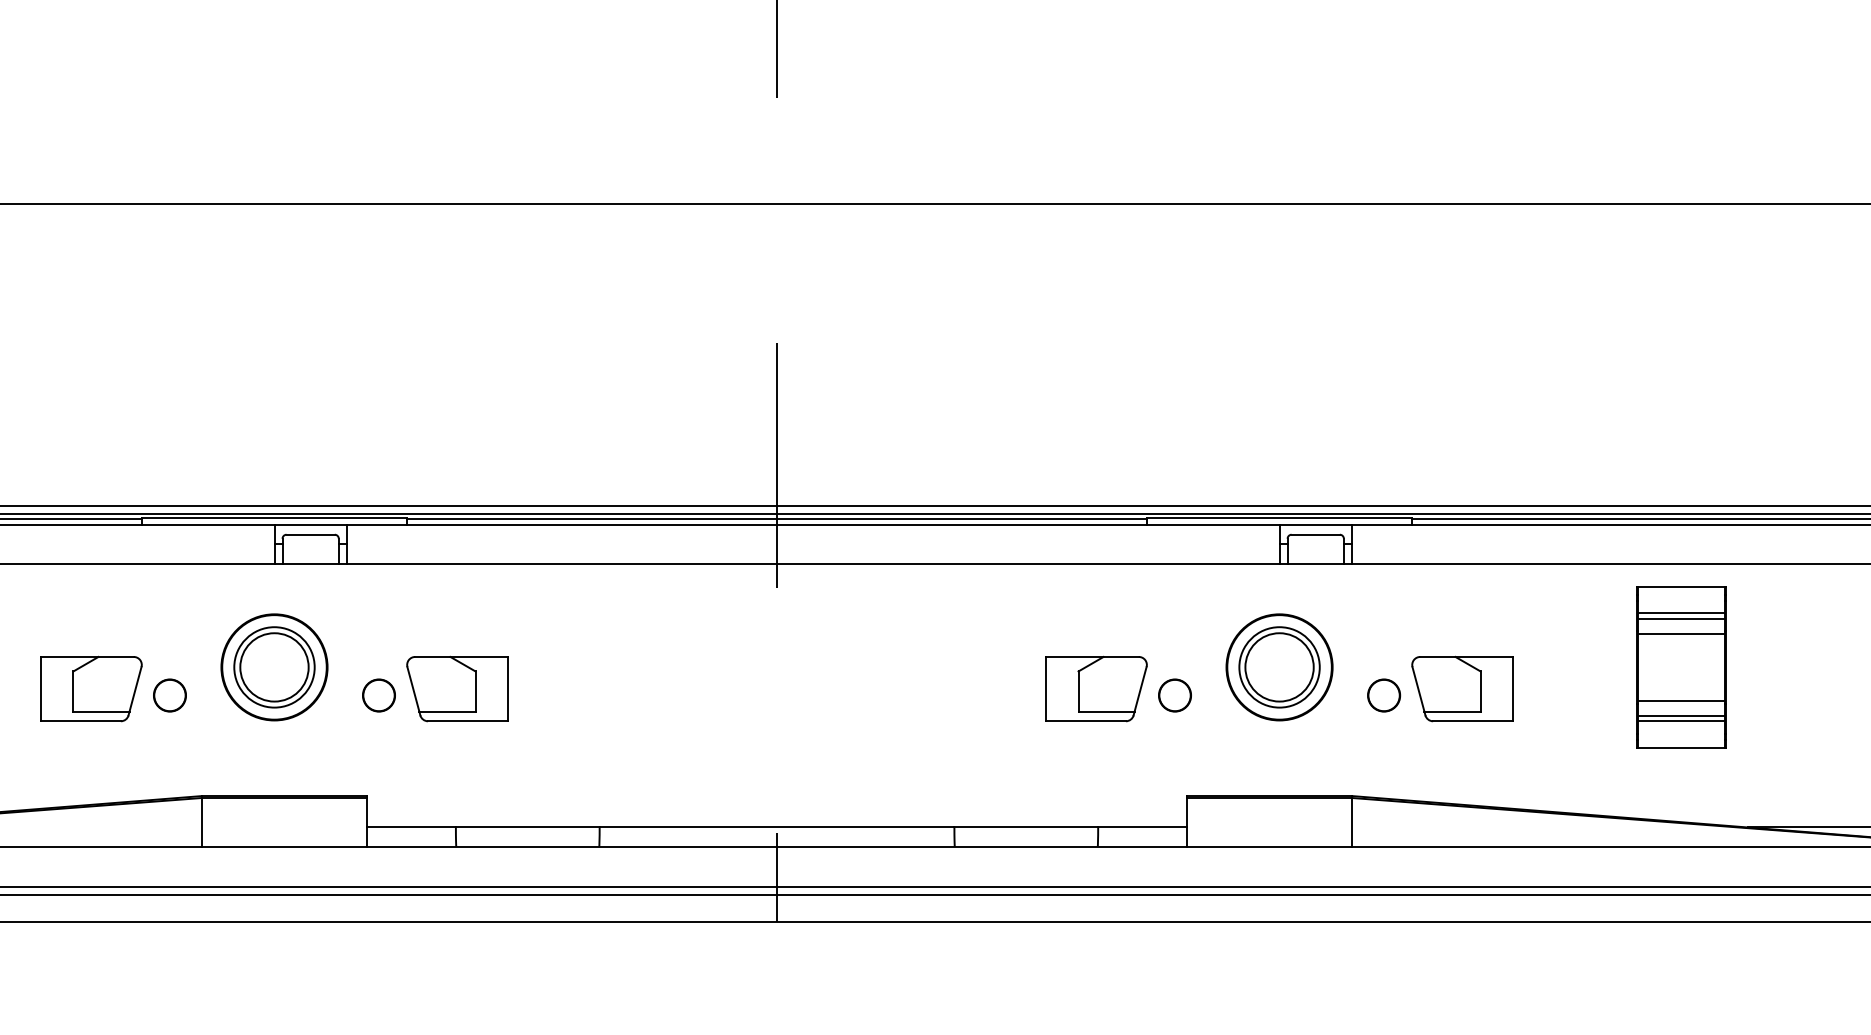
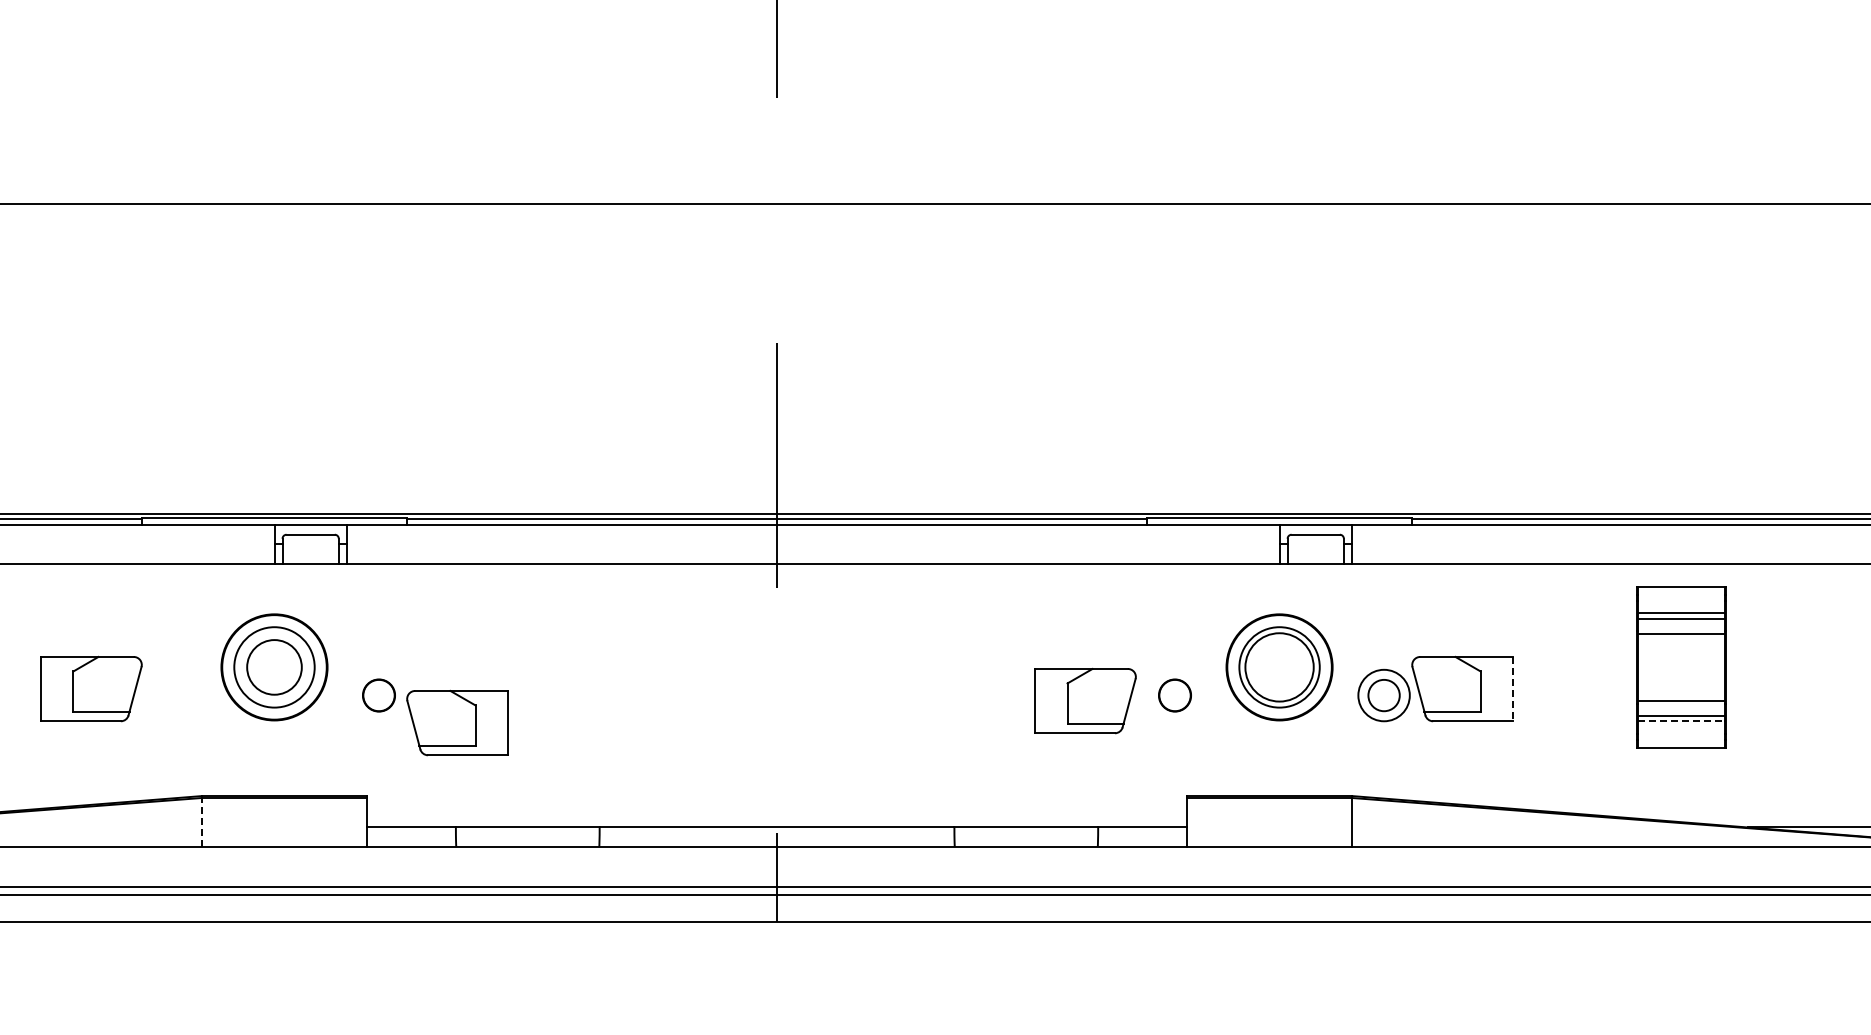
line: present -> none (934, 505)
circle diameter: 68 px -> 55 px (274, 667)
part position: (457, 688) -> (457, 722) (457, 722)
part position: (1096, 688) -> (1085, 700) (1085, 700)
line: solid -> dashed (1512, 689)
circle: present -> none (169, 695)
circle diameter: 32 px -> 51 px (1383, 695)
line: solid -> dashed (1682, 721)
line: solid -> dashed (202, 821)
